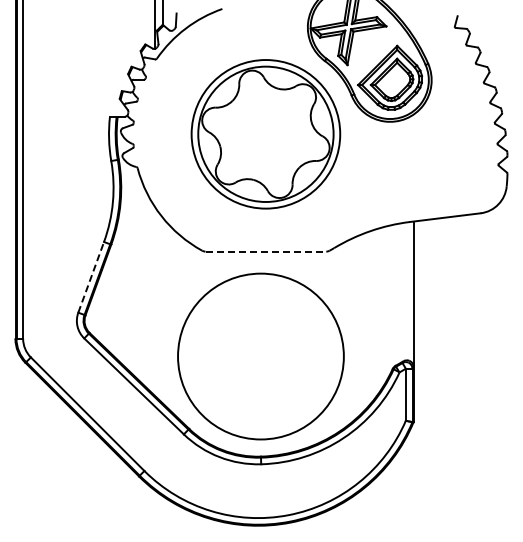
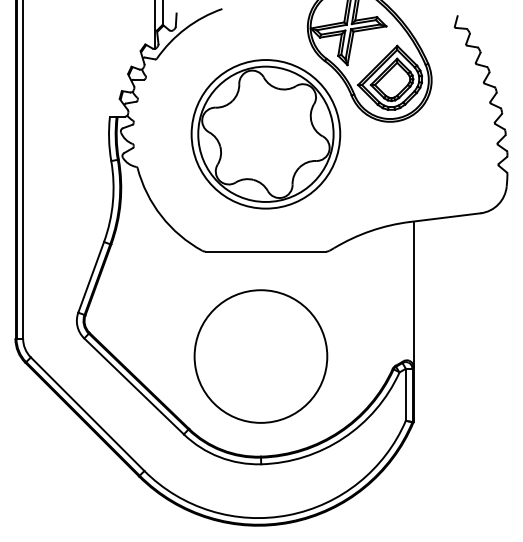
line: dashed -> solid (266, 251)
line: dashed -> solid (91, 277)
circle diameter: 166 px -> 133 px (260, 356)
